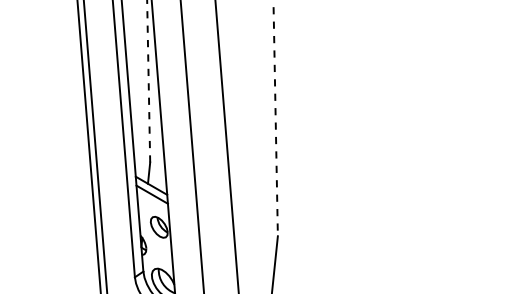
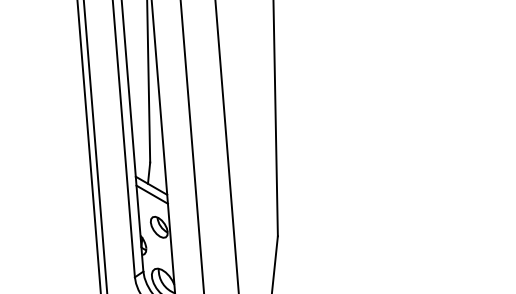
line: dashed -> solid (148, 80)
line: dashed -> solid (275, 118)
